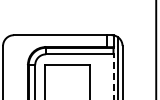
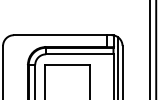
line: none -> present (149, 49)
line: dashed -> solid (113, 76)
